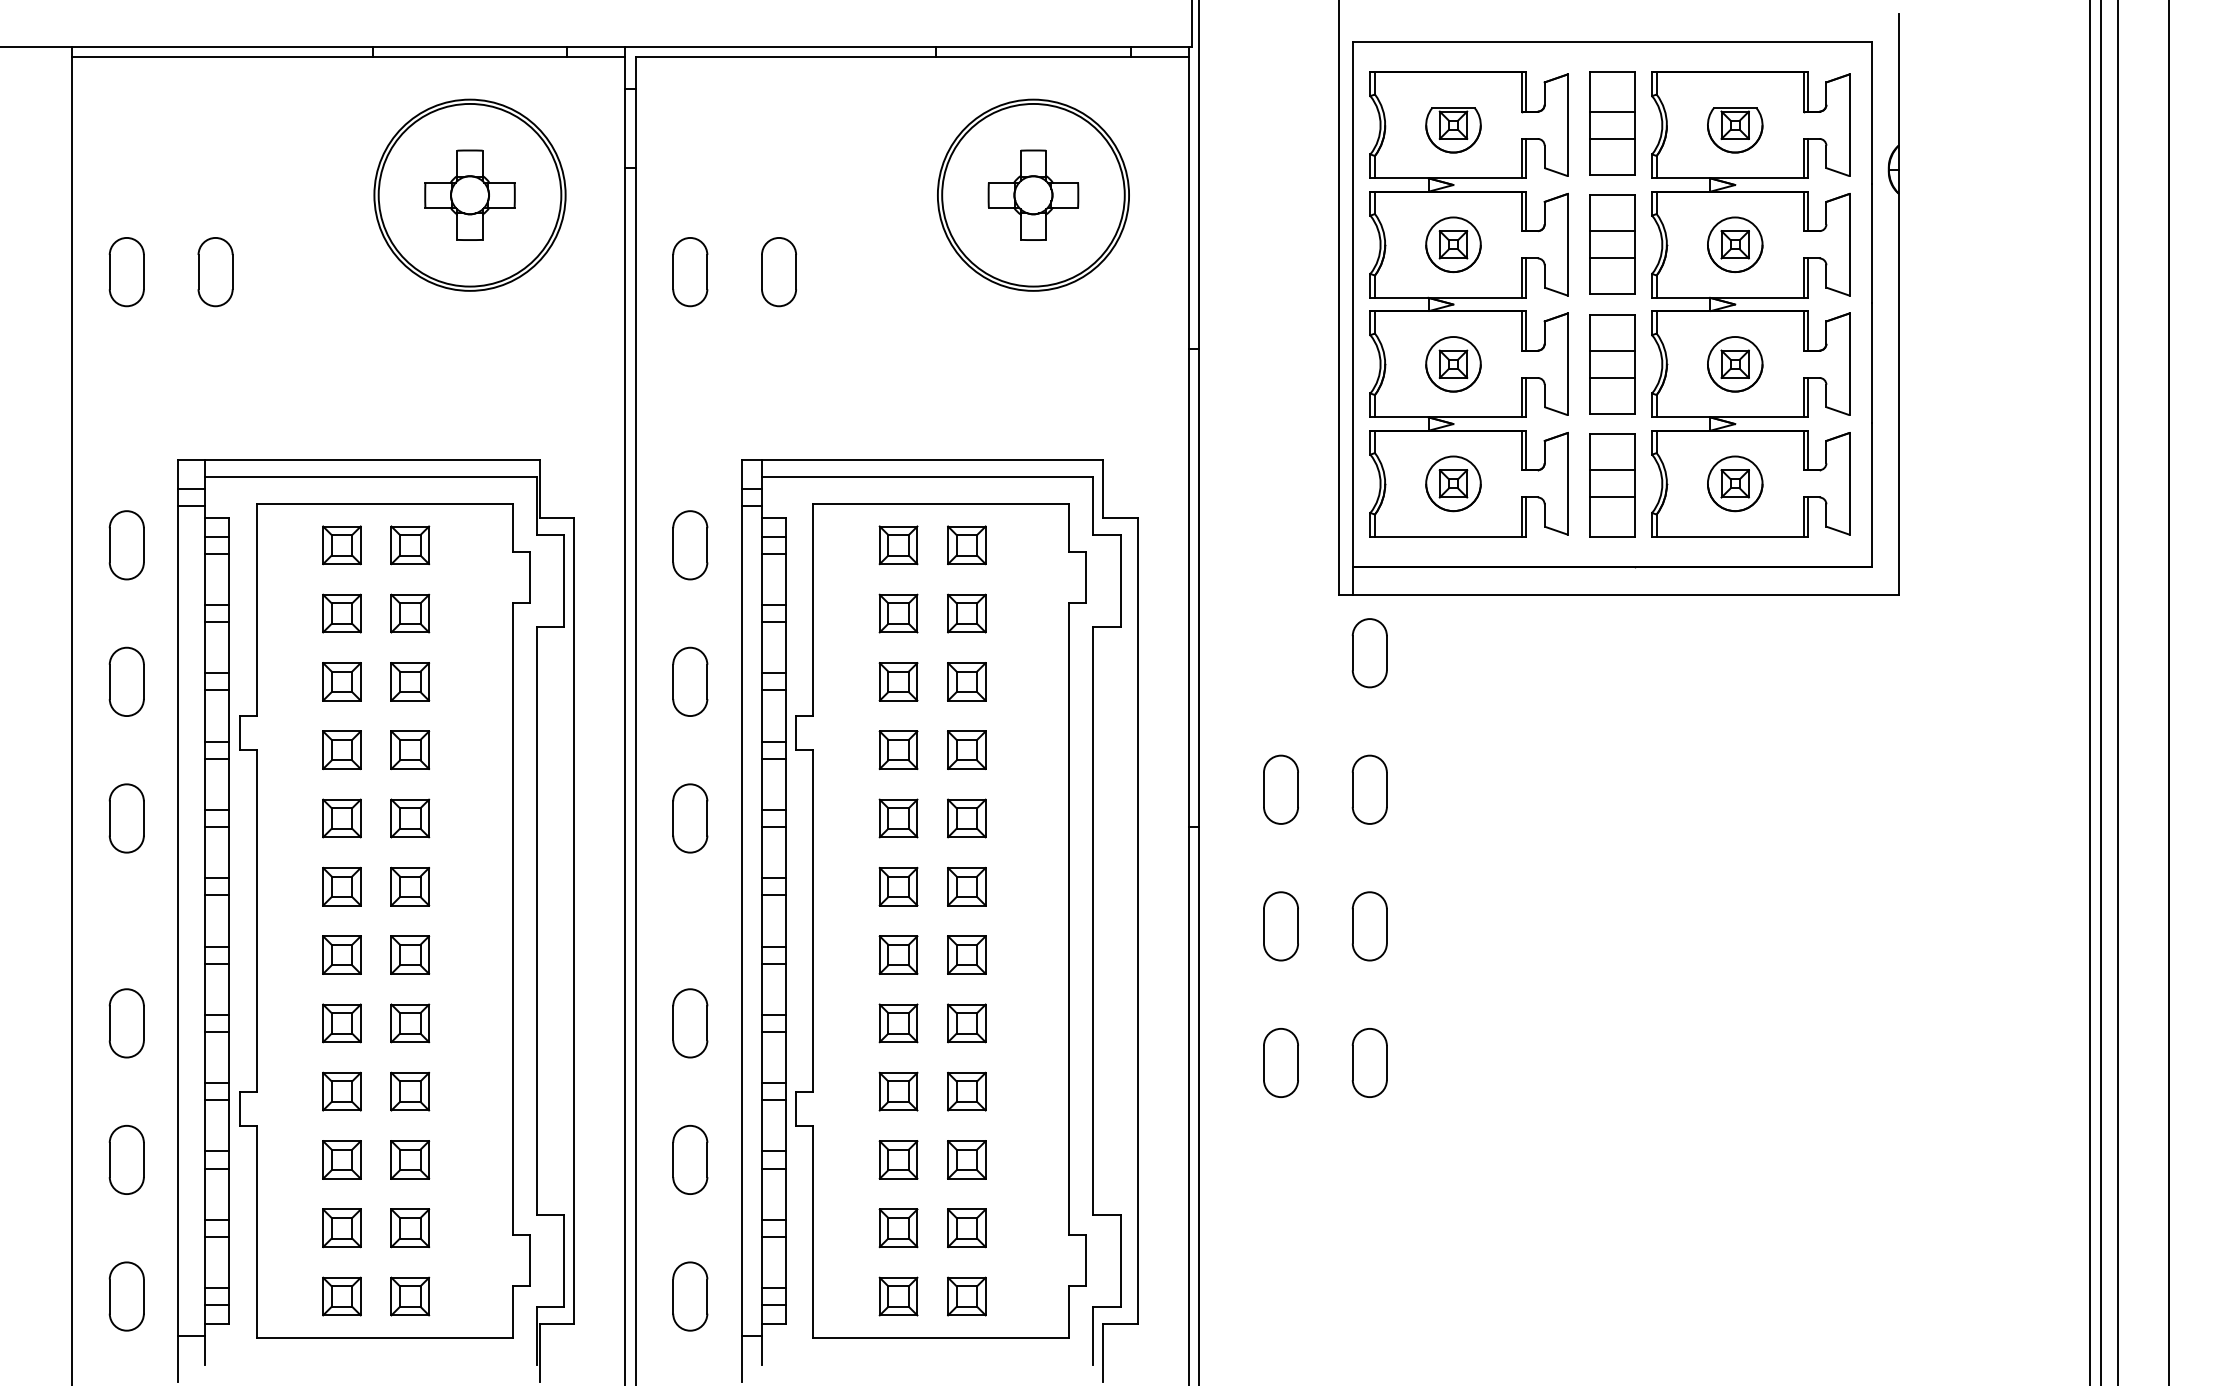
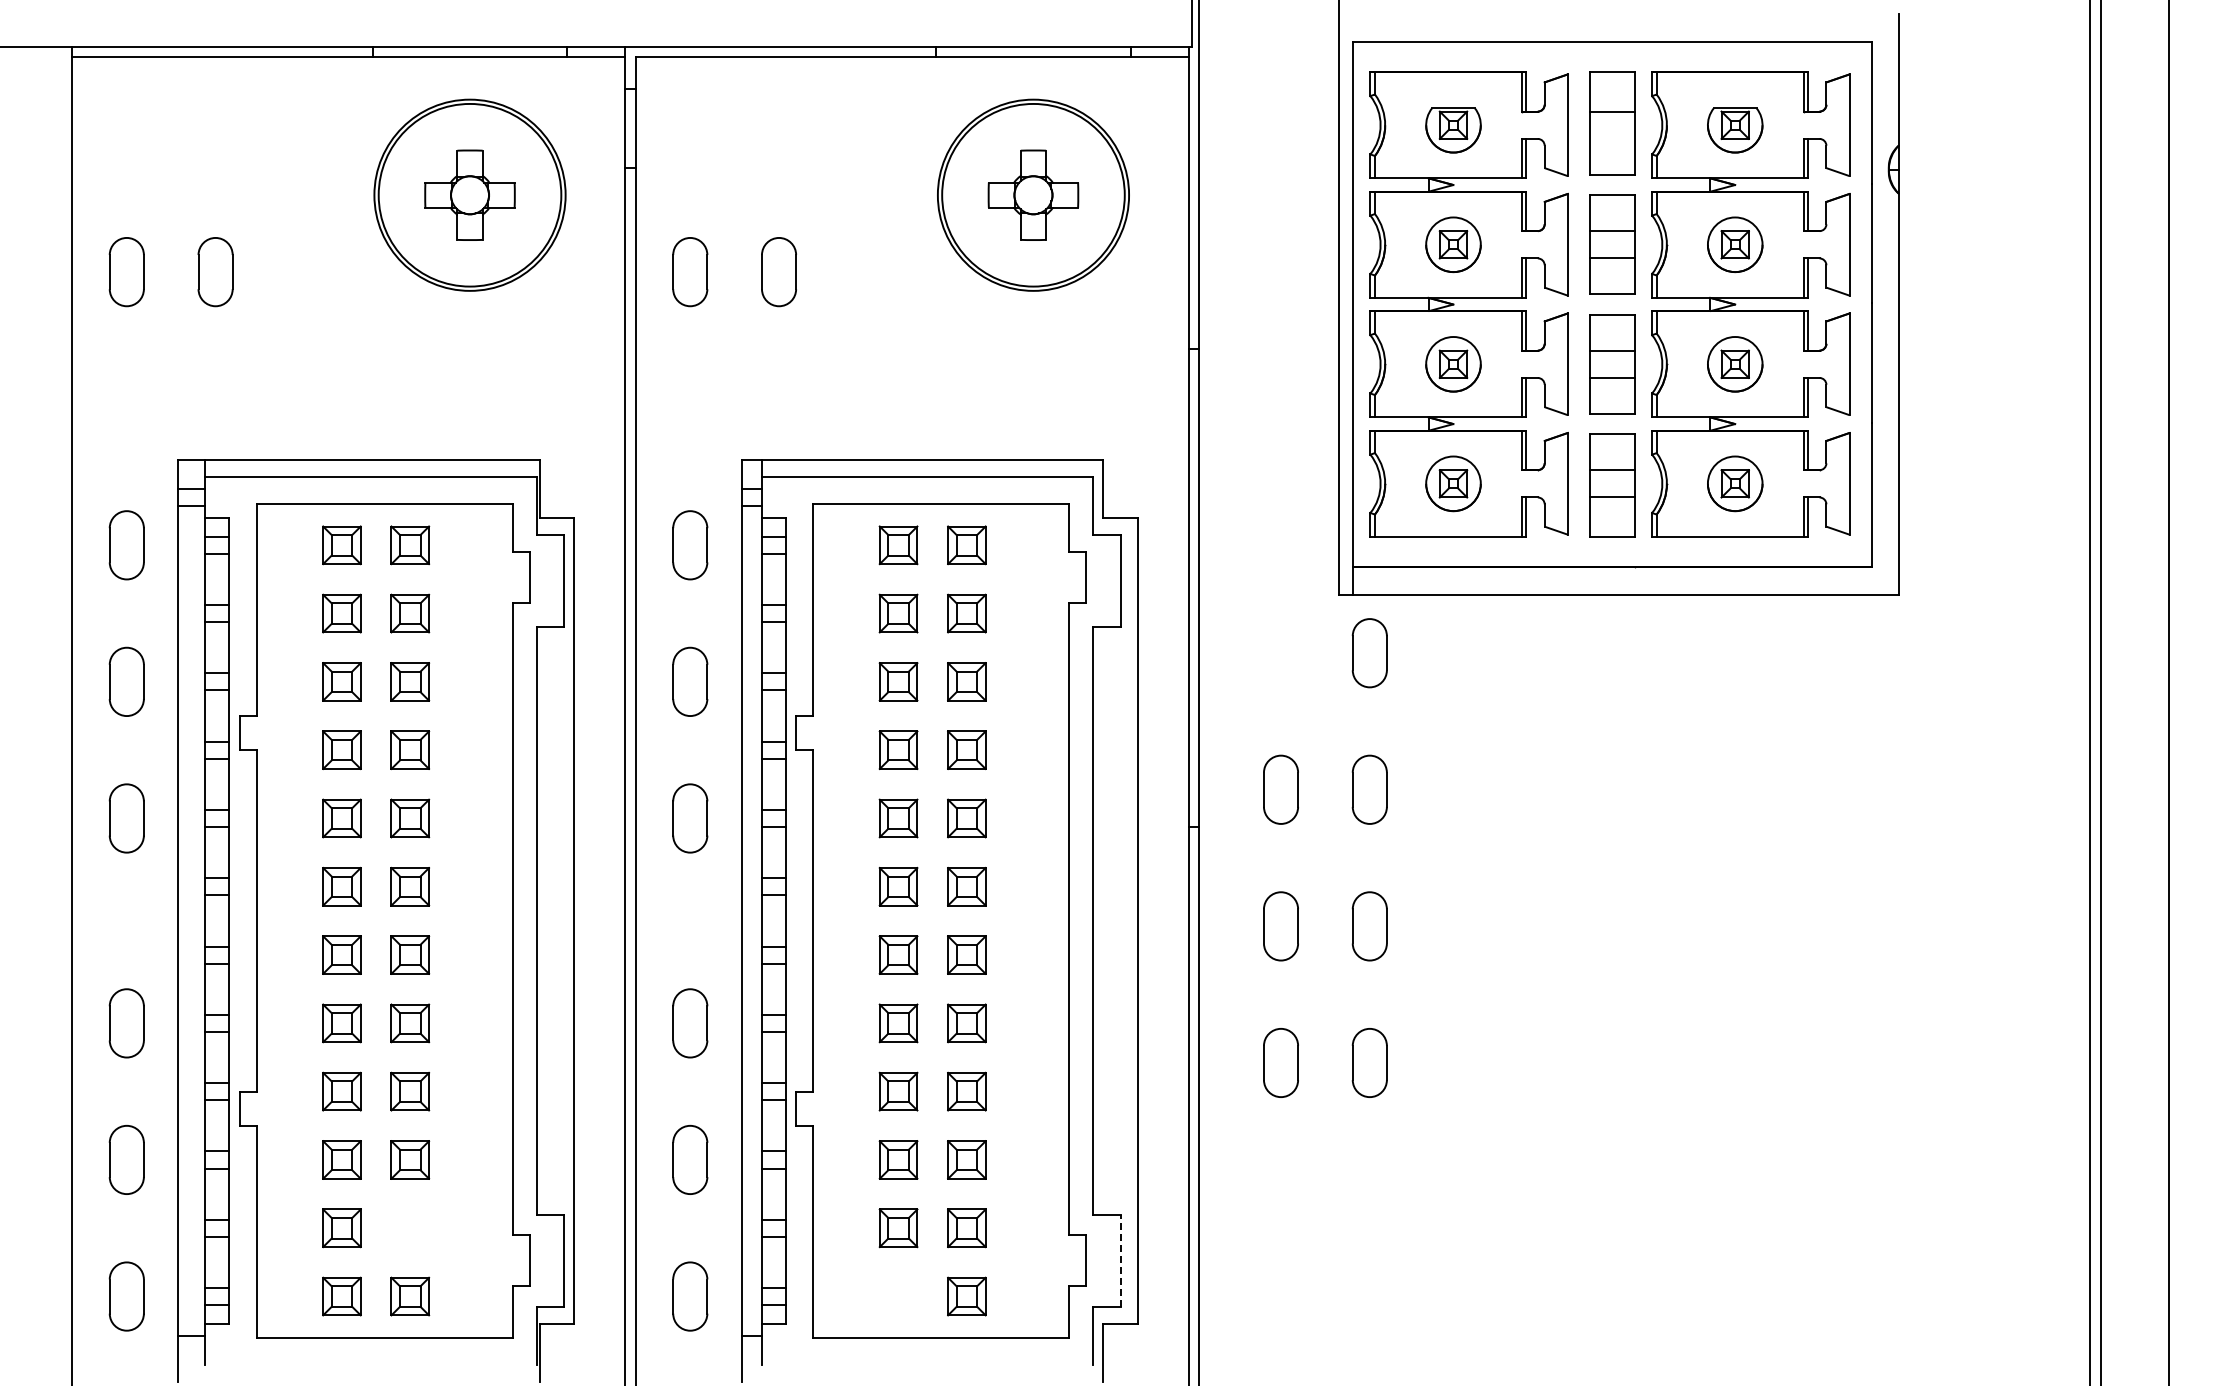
line: present -> none (1612, 138)
line: present -> none (2117, 692)
part: present -> none (410, 1228)
line: solid -> dashed (1120, 1260)
part: present -> none (898, 1296)
